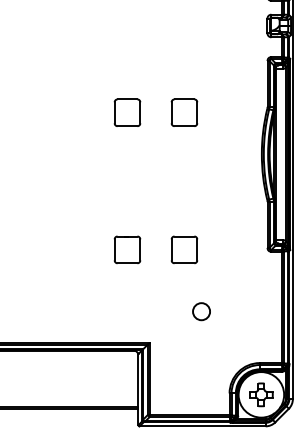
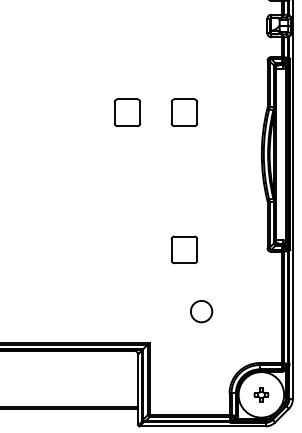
part: present -> none (127, 249)
circle size: 19x20 px -> 24x24 px (201, 311)
part size: 25x26 px -> 17x16 px (261, 394)
